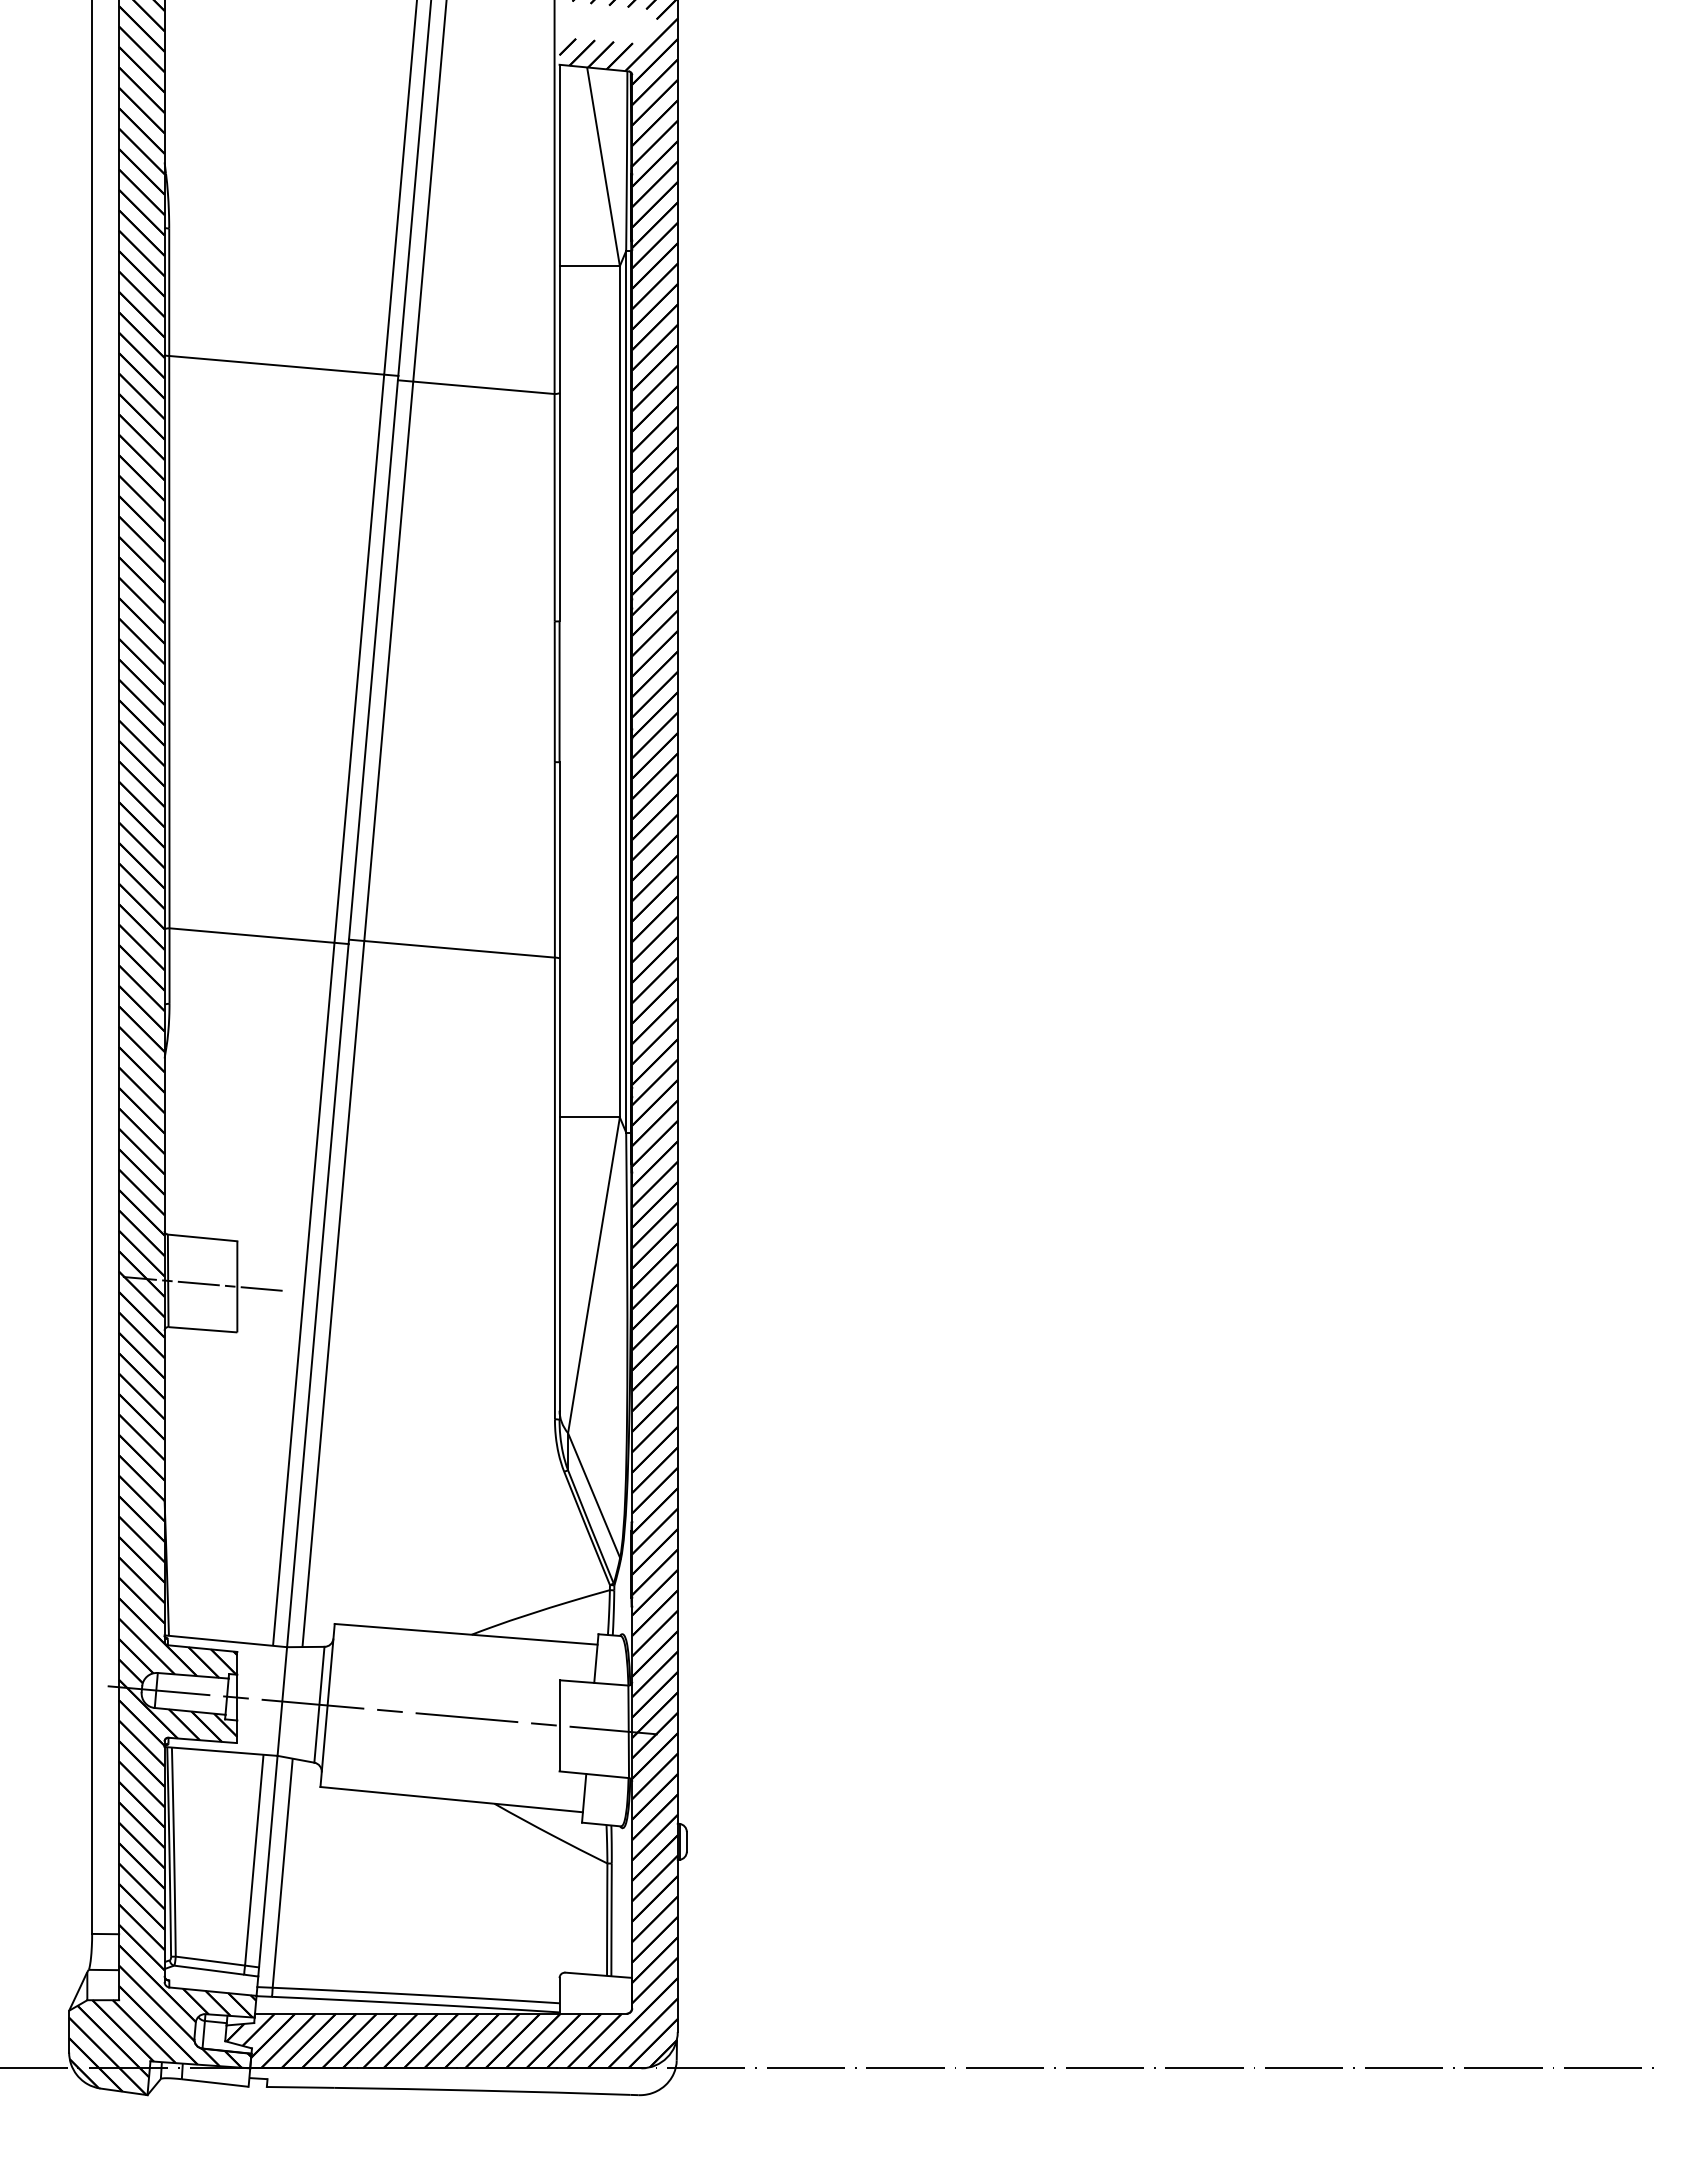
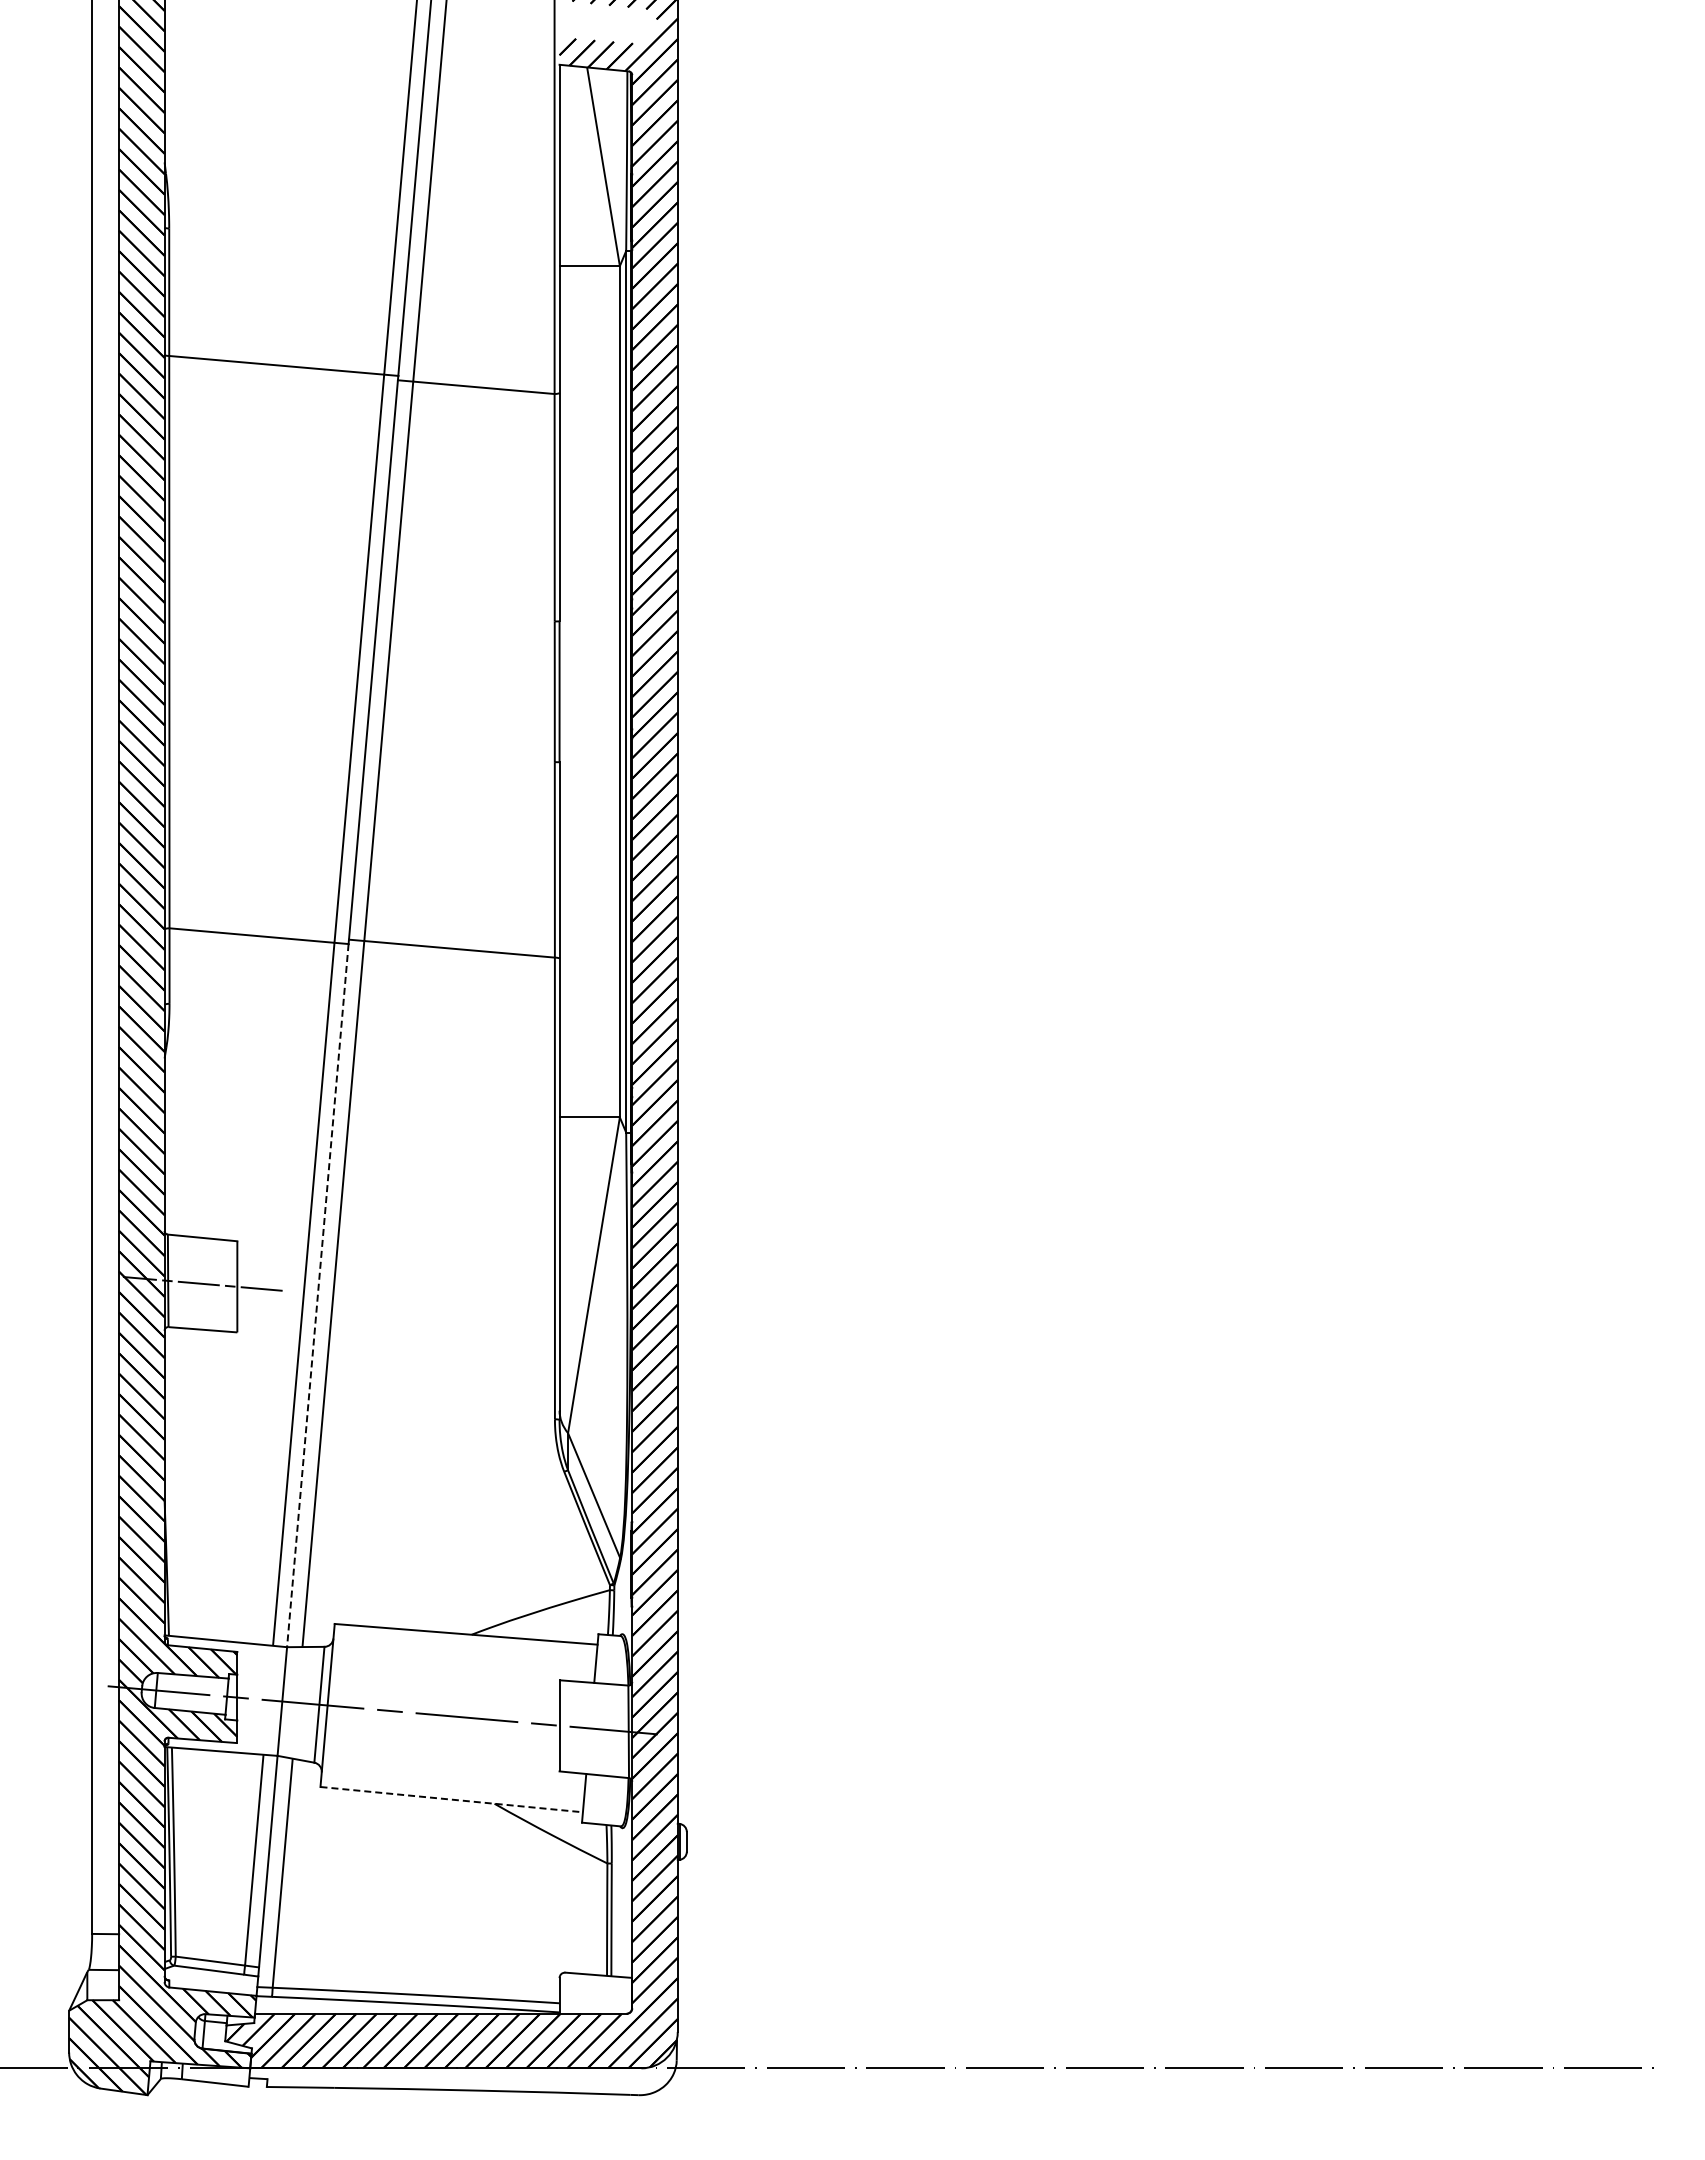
line: solid -> dashed (317, 1295)
line: solid -> dashed (451, 1799)
